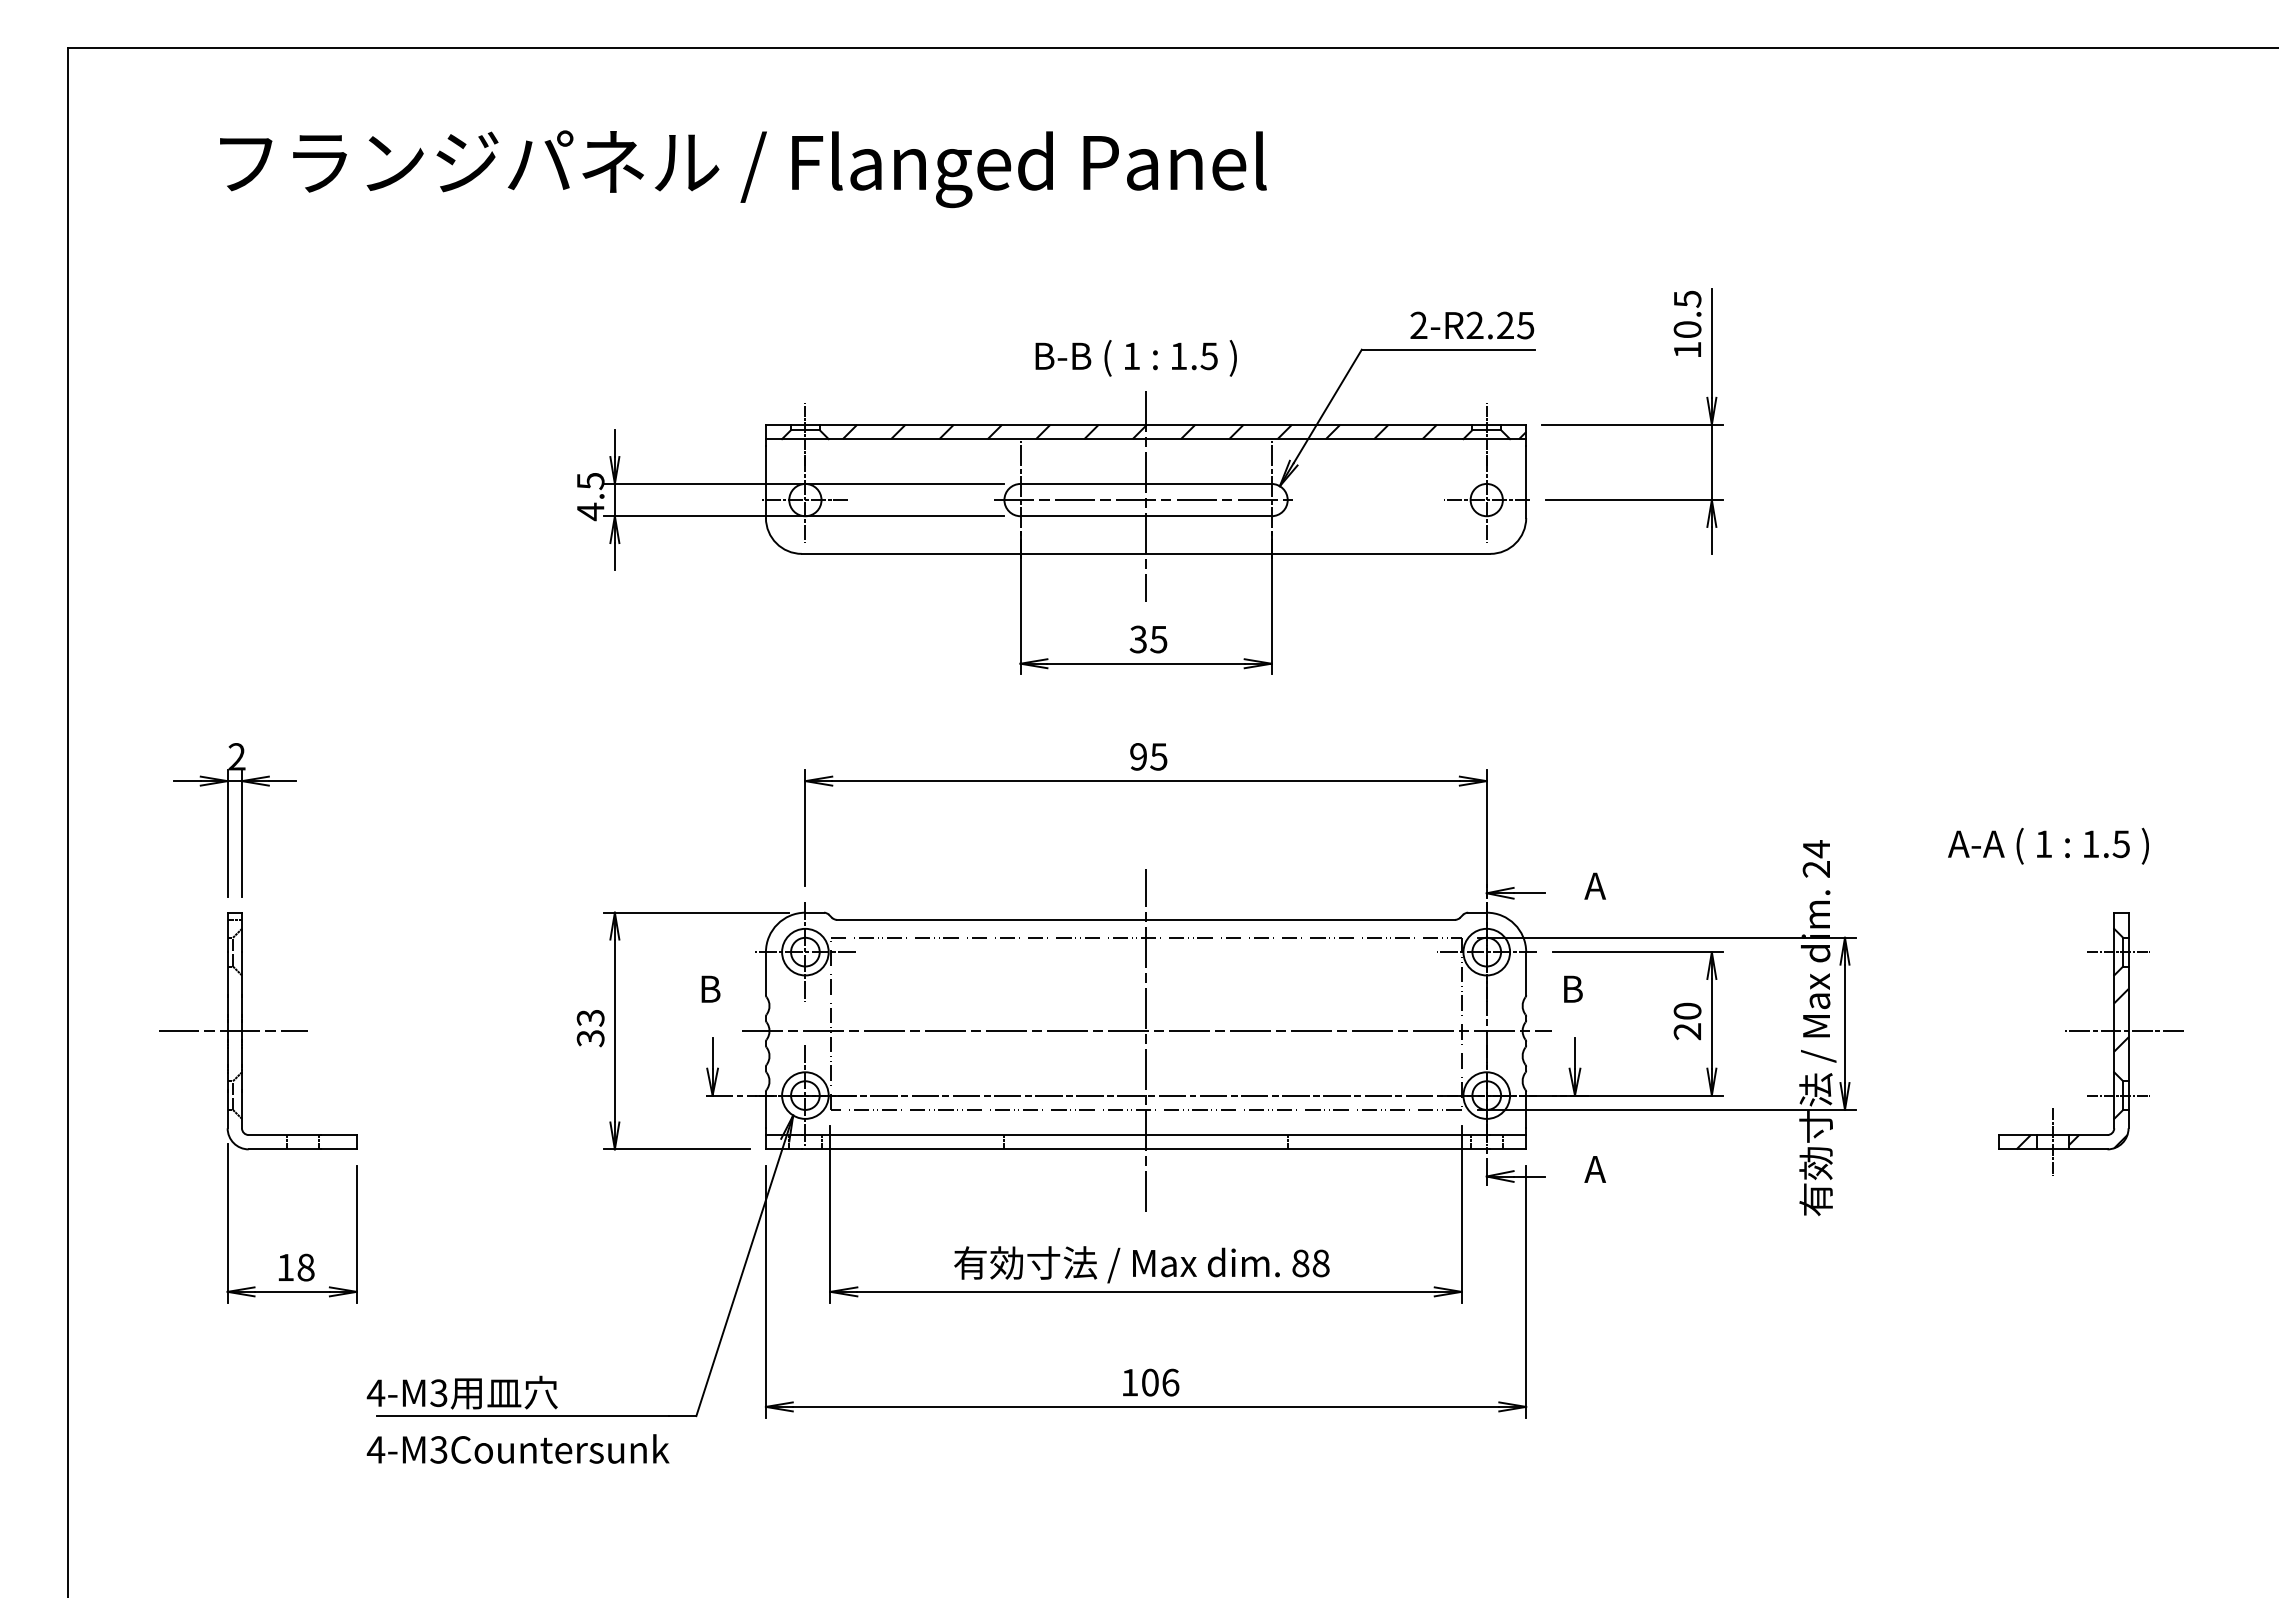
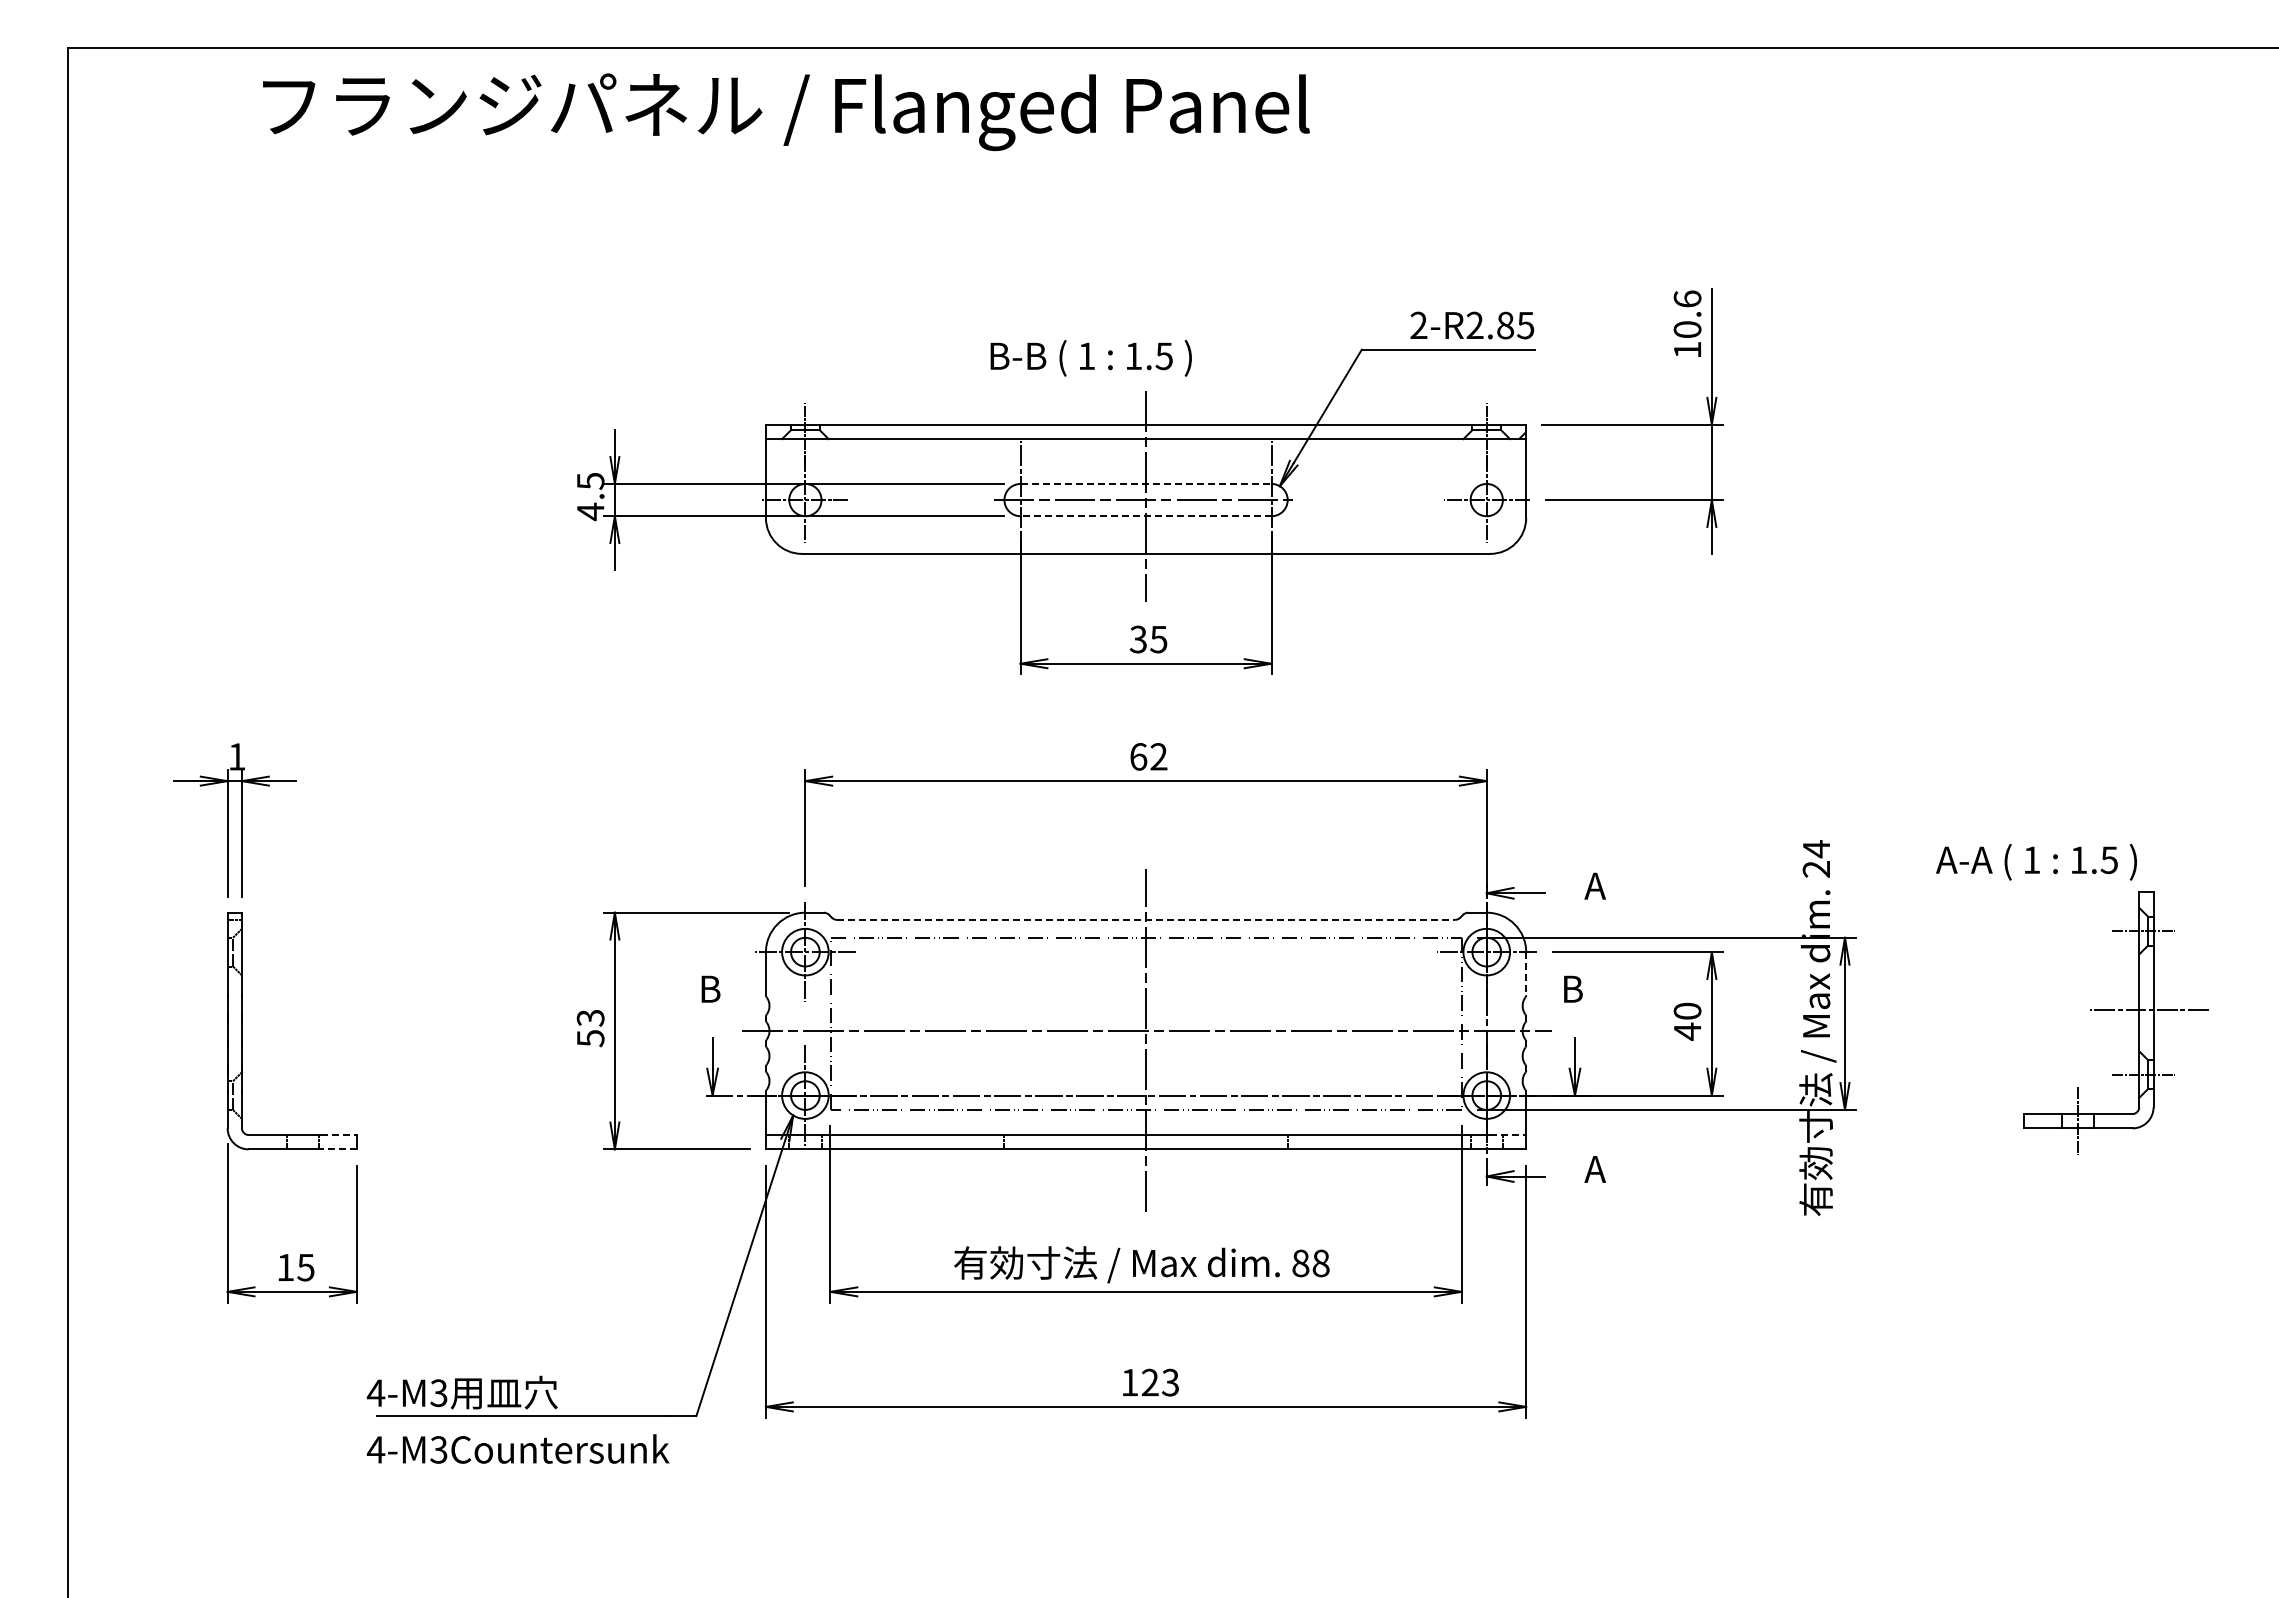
text position: (743, 169) -> (786, 112) (786, 112)
text: 10.5 -> 10.6 (1687, 298)
text: 2-R2.25 -> 2-R2.85 (1505, 325)
text position: (1135, 358) -> (1090, 358) (1090, 358)
hatch: present -> none (1139, 431)
line: solid -> dashed (1146, 483)
line: solid -> dashed (1146, 516)
text: 2 -> 1 (236, 756)
text: 95 -> 62 (1148, 756)
text position: (2048, 845) -> (2036, 861) (2036, 861)
line: solid -> dashed (1146, 919)
line: solid -> dashed (1526, 973)
line: present -> none (233, 1031)
text: 20 -> 40 (1686, 1031)
part position: (2089, 1031) -> (2114, 1010) (2114, 1010)
text: 33 -> 53 (590, 1038)
line: solid -> dashed (338, 1135)
line: solid -> dashed (1508, 1135)
line: solid -> dashed (338, 1149)
text: 18 -> 15 (305, 1267)
text: 106 -> 123 (1160, 1382)
